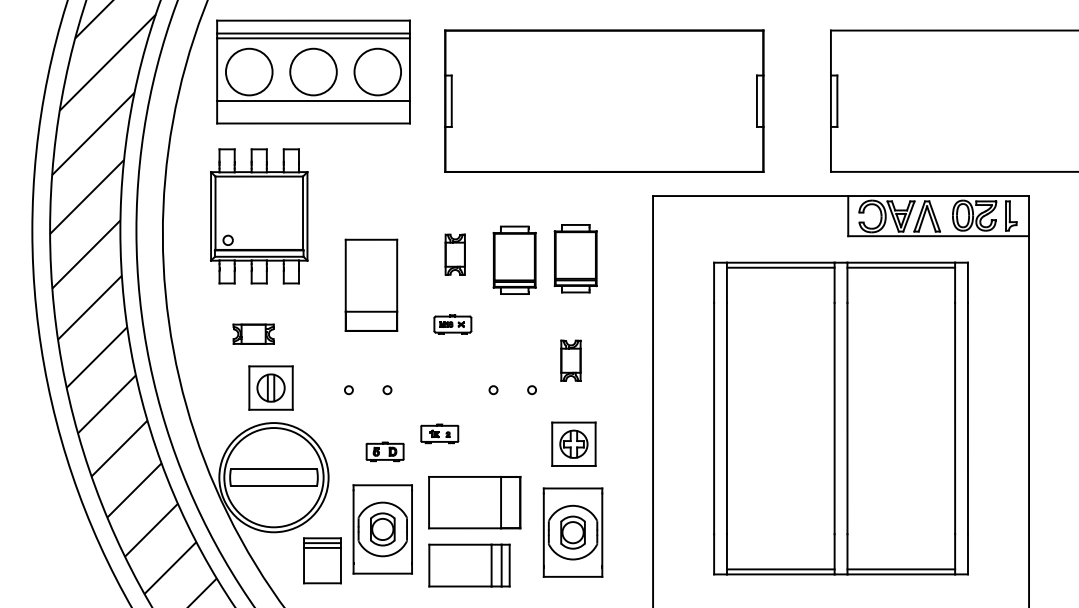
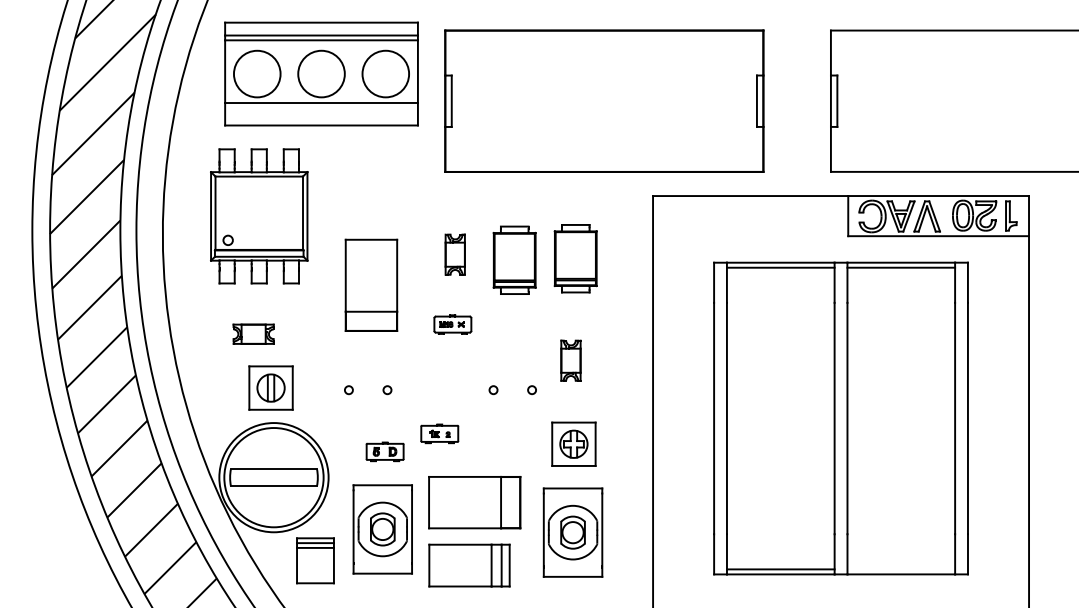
part position: (313, 71) -> (321, 73) (321, 73)
part position: (322, 560) -> (315, 560) (315, 560)
line: present -> none (901, 569)
